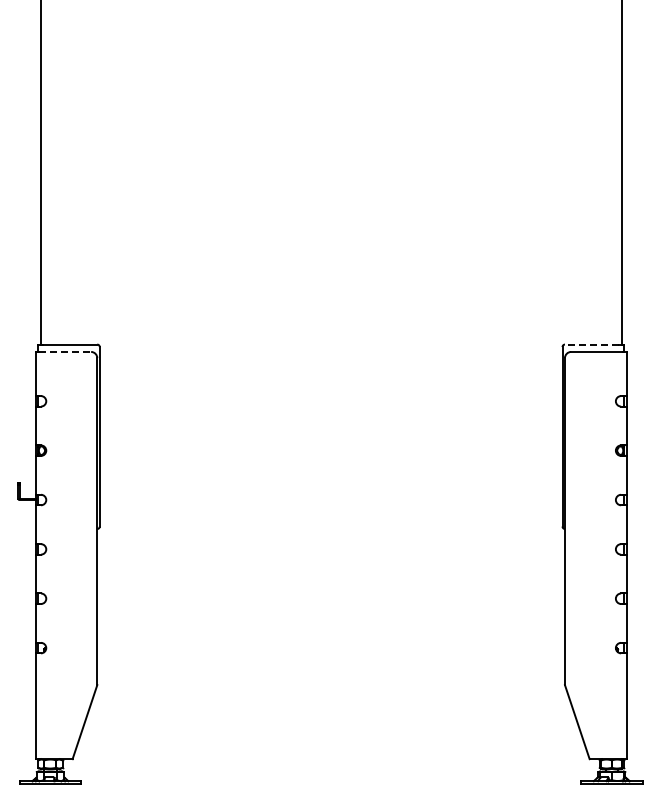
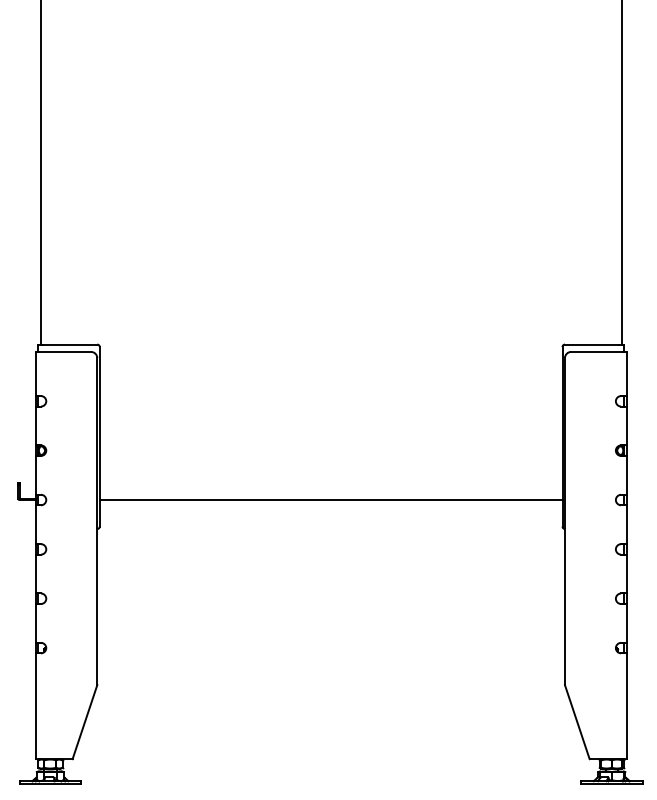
line: dashed -> solid (591, 344)
line: dashed -> solid (65, 351)
line: none -> present (330, 500)
